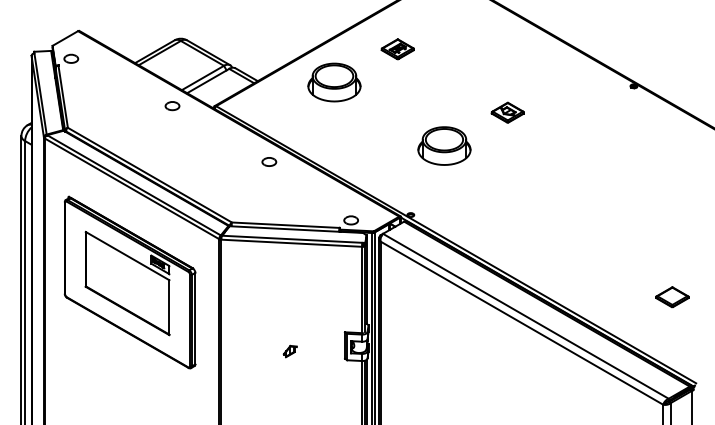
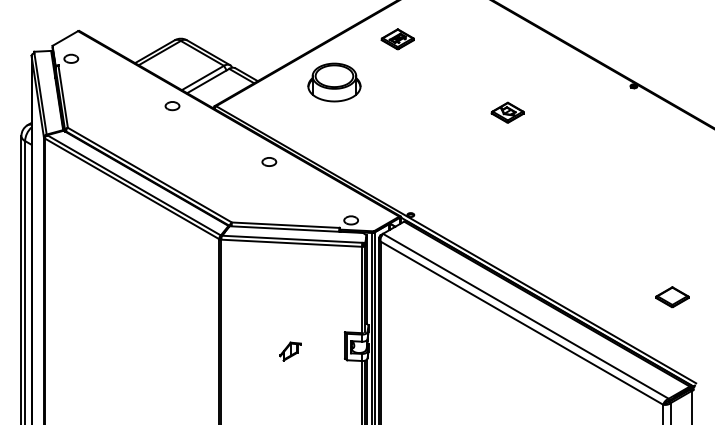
part position: (397, 49) -> (397, 39) (397, 39)
part: present -> none (444, 145)
part: present -> none (129, 282)
part size: 16x15 px -> 23x21 px (290, 351)
